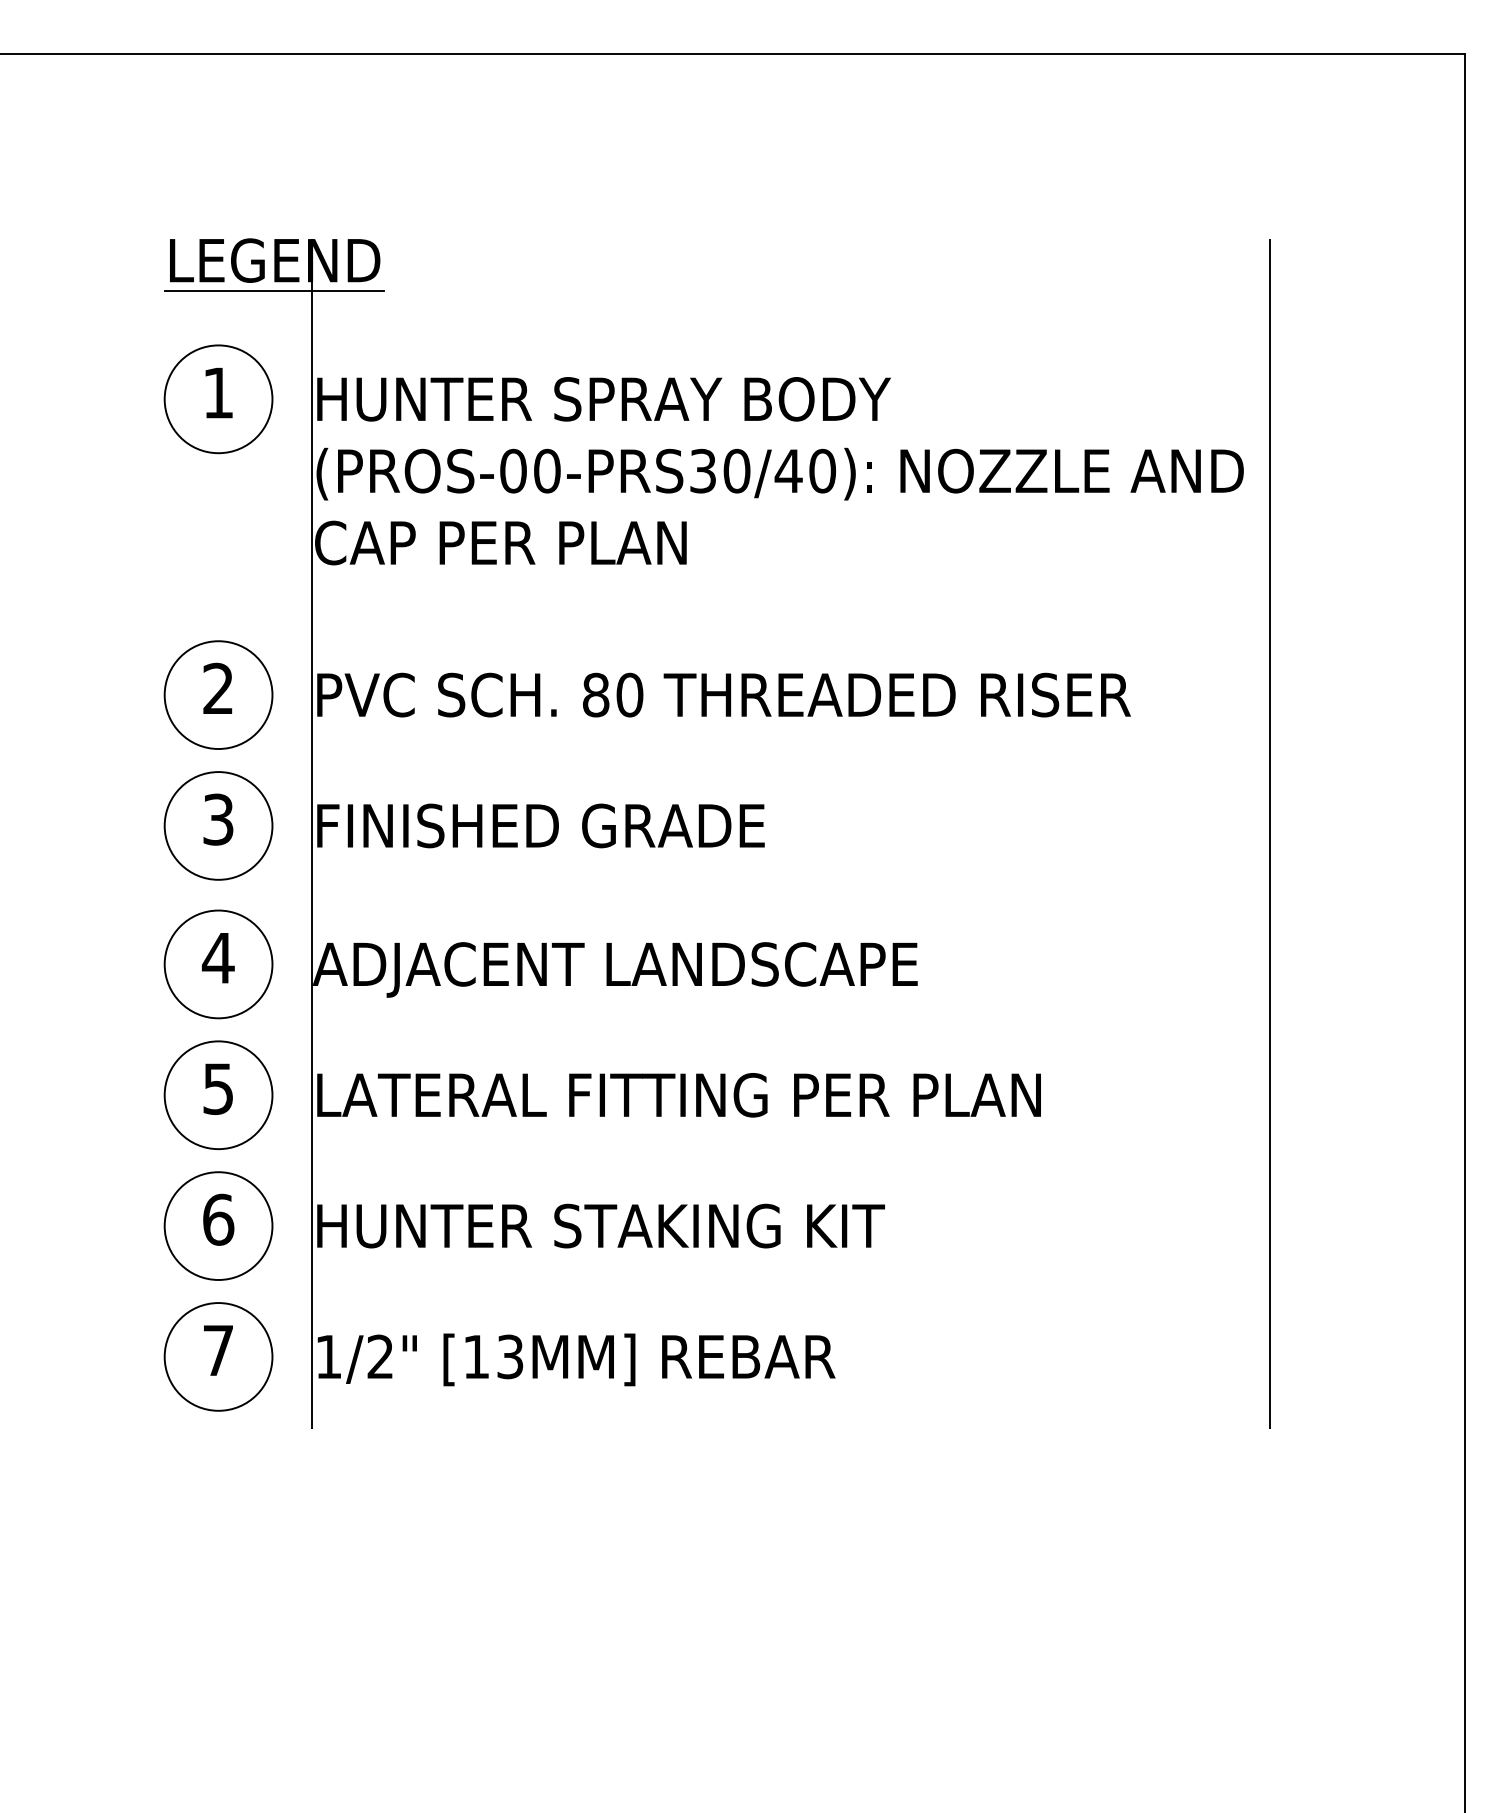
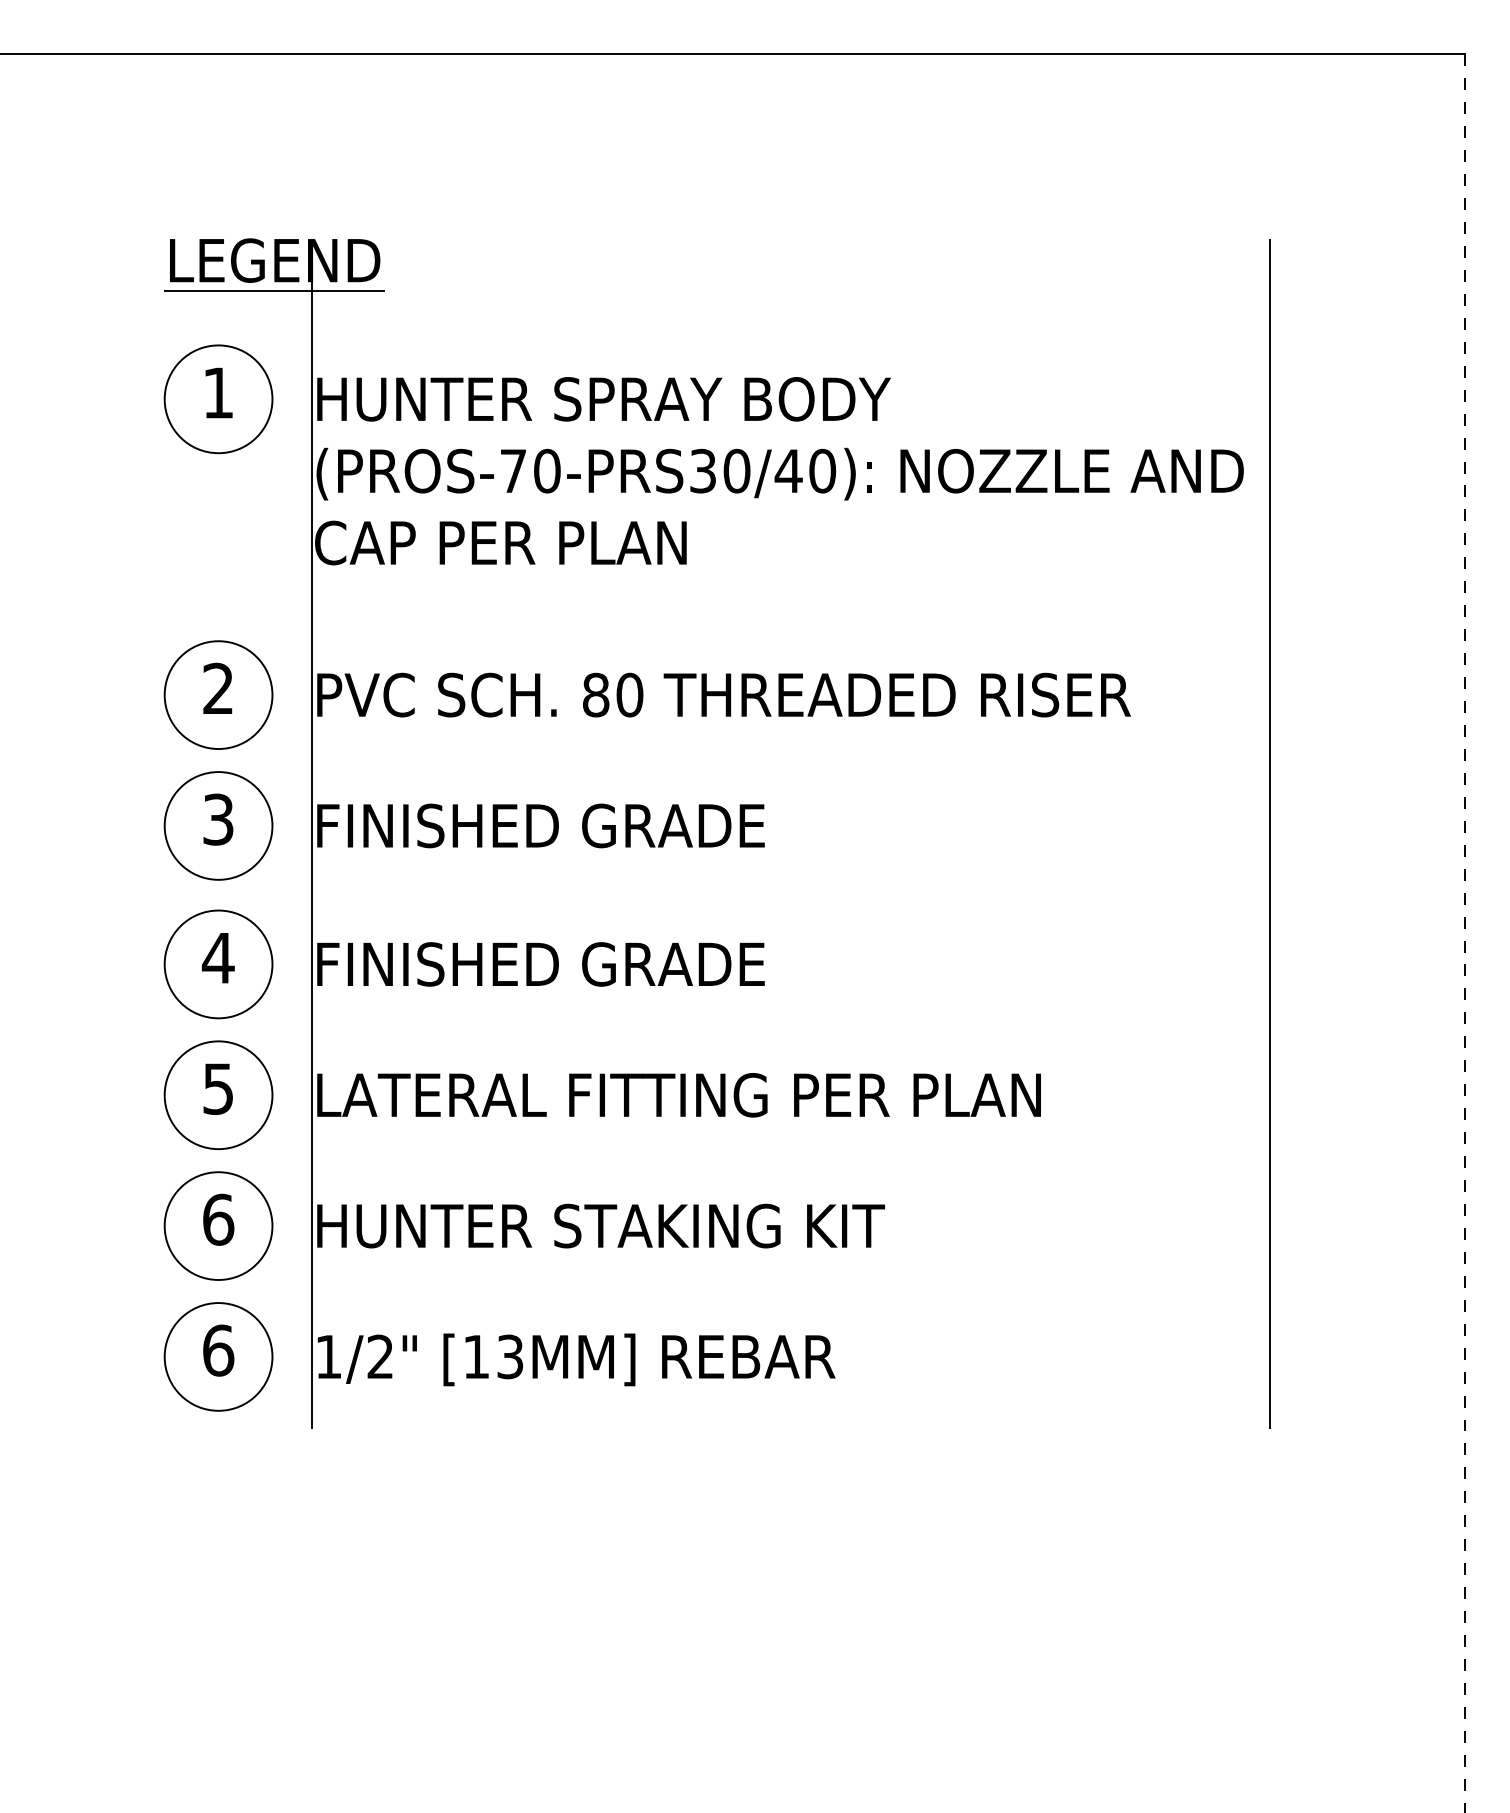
text: (PROS-00-PRS30/40) -> (PROS-70-PRS30/40) (513, 470)
line: solid -> dashed (1464, 933)
text: ADJACENT LANDSCAPE -> FINISHED GRADE (615, 969)
text: 7 -> 6 (218, 1350)
